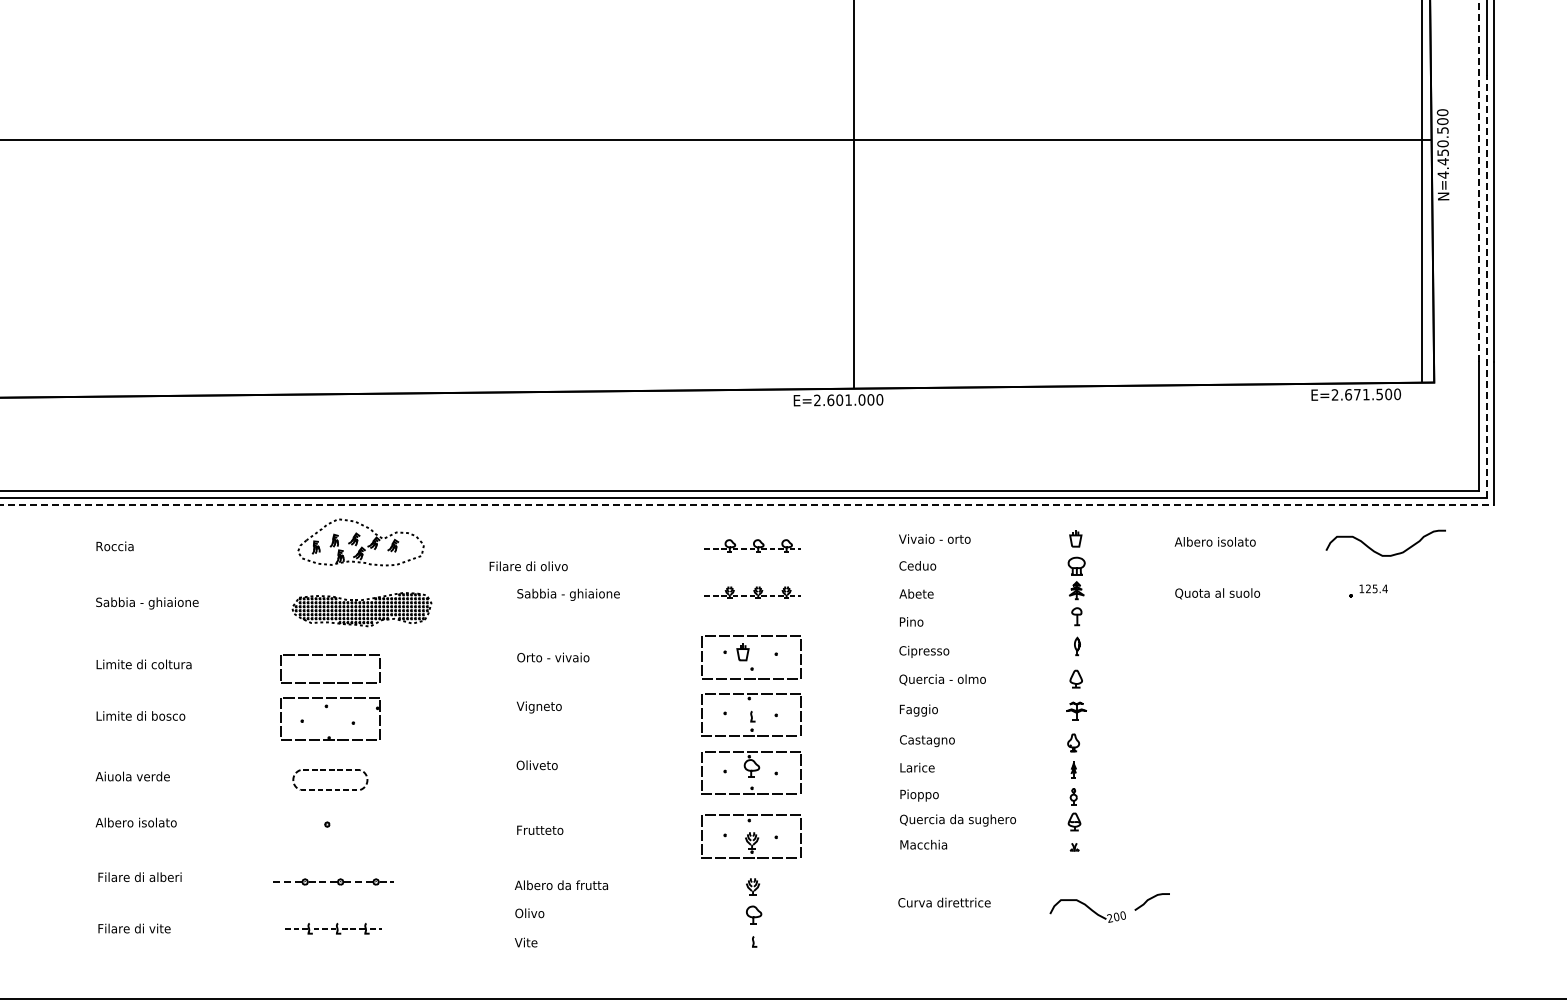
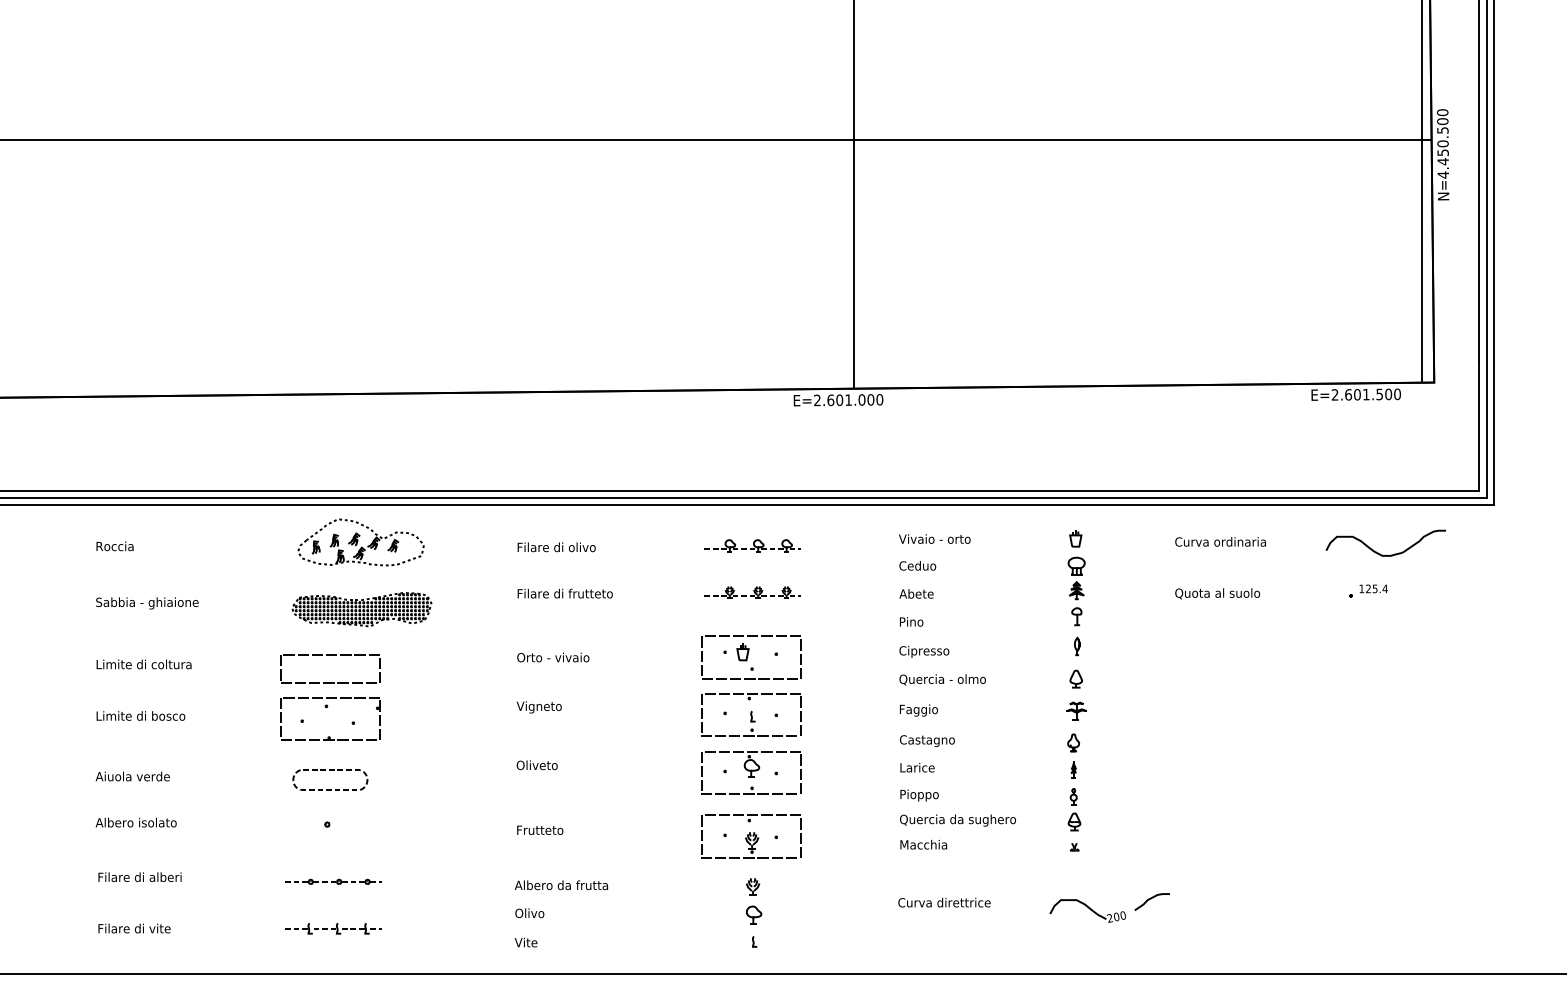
line: dashed -> solid (1479, 180)
line: dashed -> solid (1486, 286)
text: E=2.671.500 -> E=2.601.500 (1357, 394)
line: dashed -> solid (747, 505)
text: Albero isolato -> Curva ordinaria (1219, 541)
text position: (528, 566) -> (556, 547) (556, 547)
text: Sabbia - ghiaione -> Filare di frutteto (568, 594)
part size: 121x8 px -> 97x7 px (333, 881)
line position: (782, 998) -> (782, 973) (782, 973)
